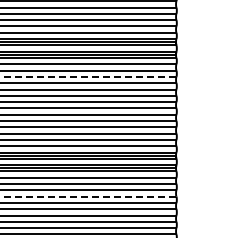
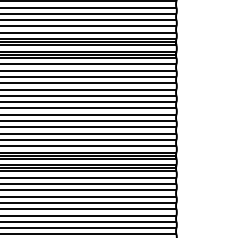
line: dashed -> solid (88, 76)
line: dashed -> solid (88, 196)
